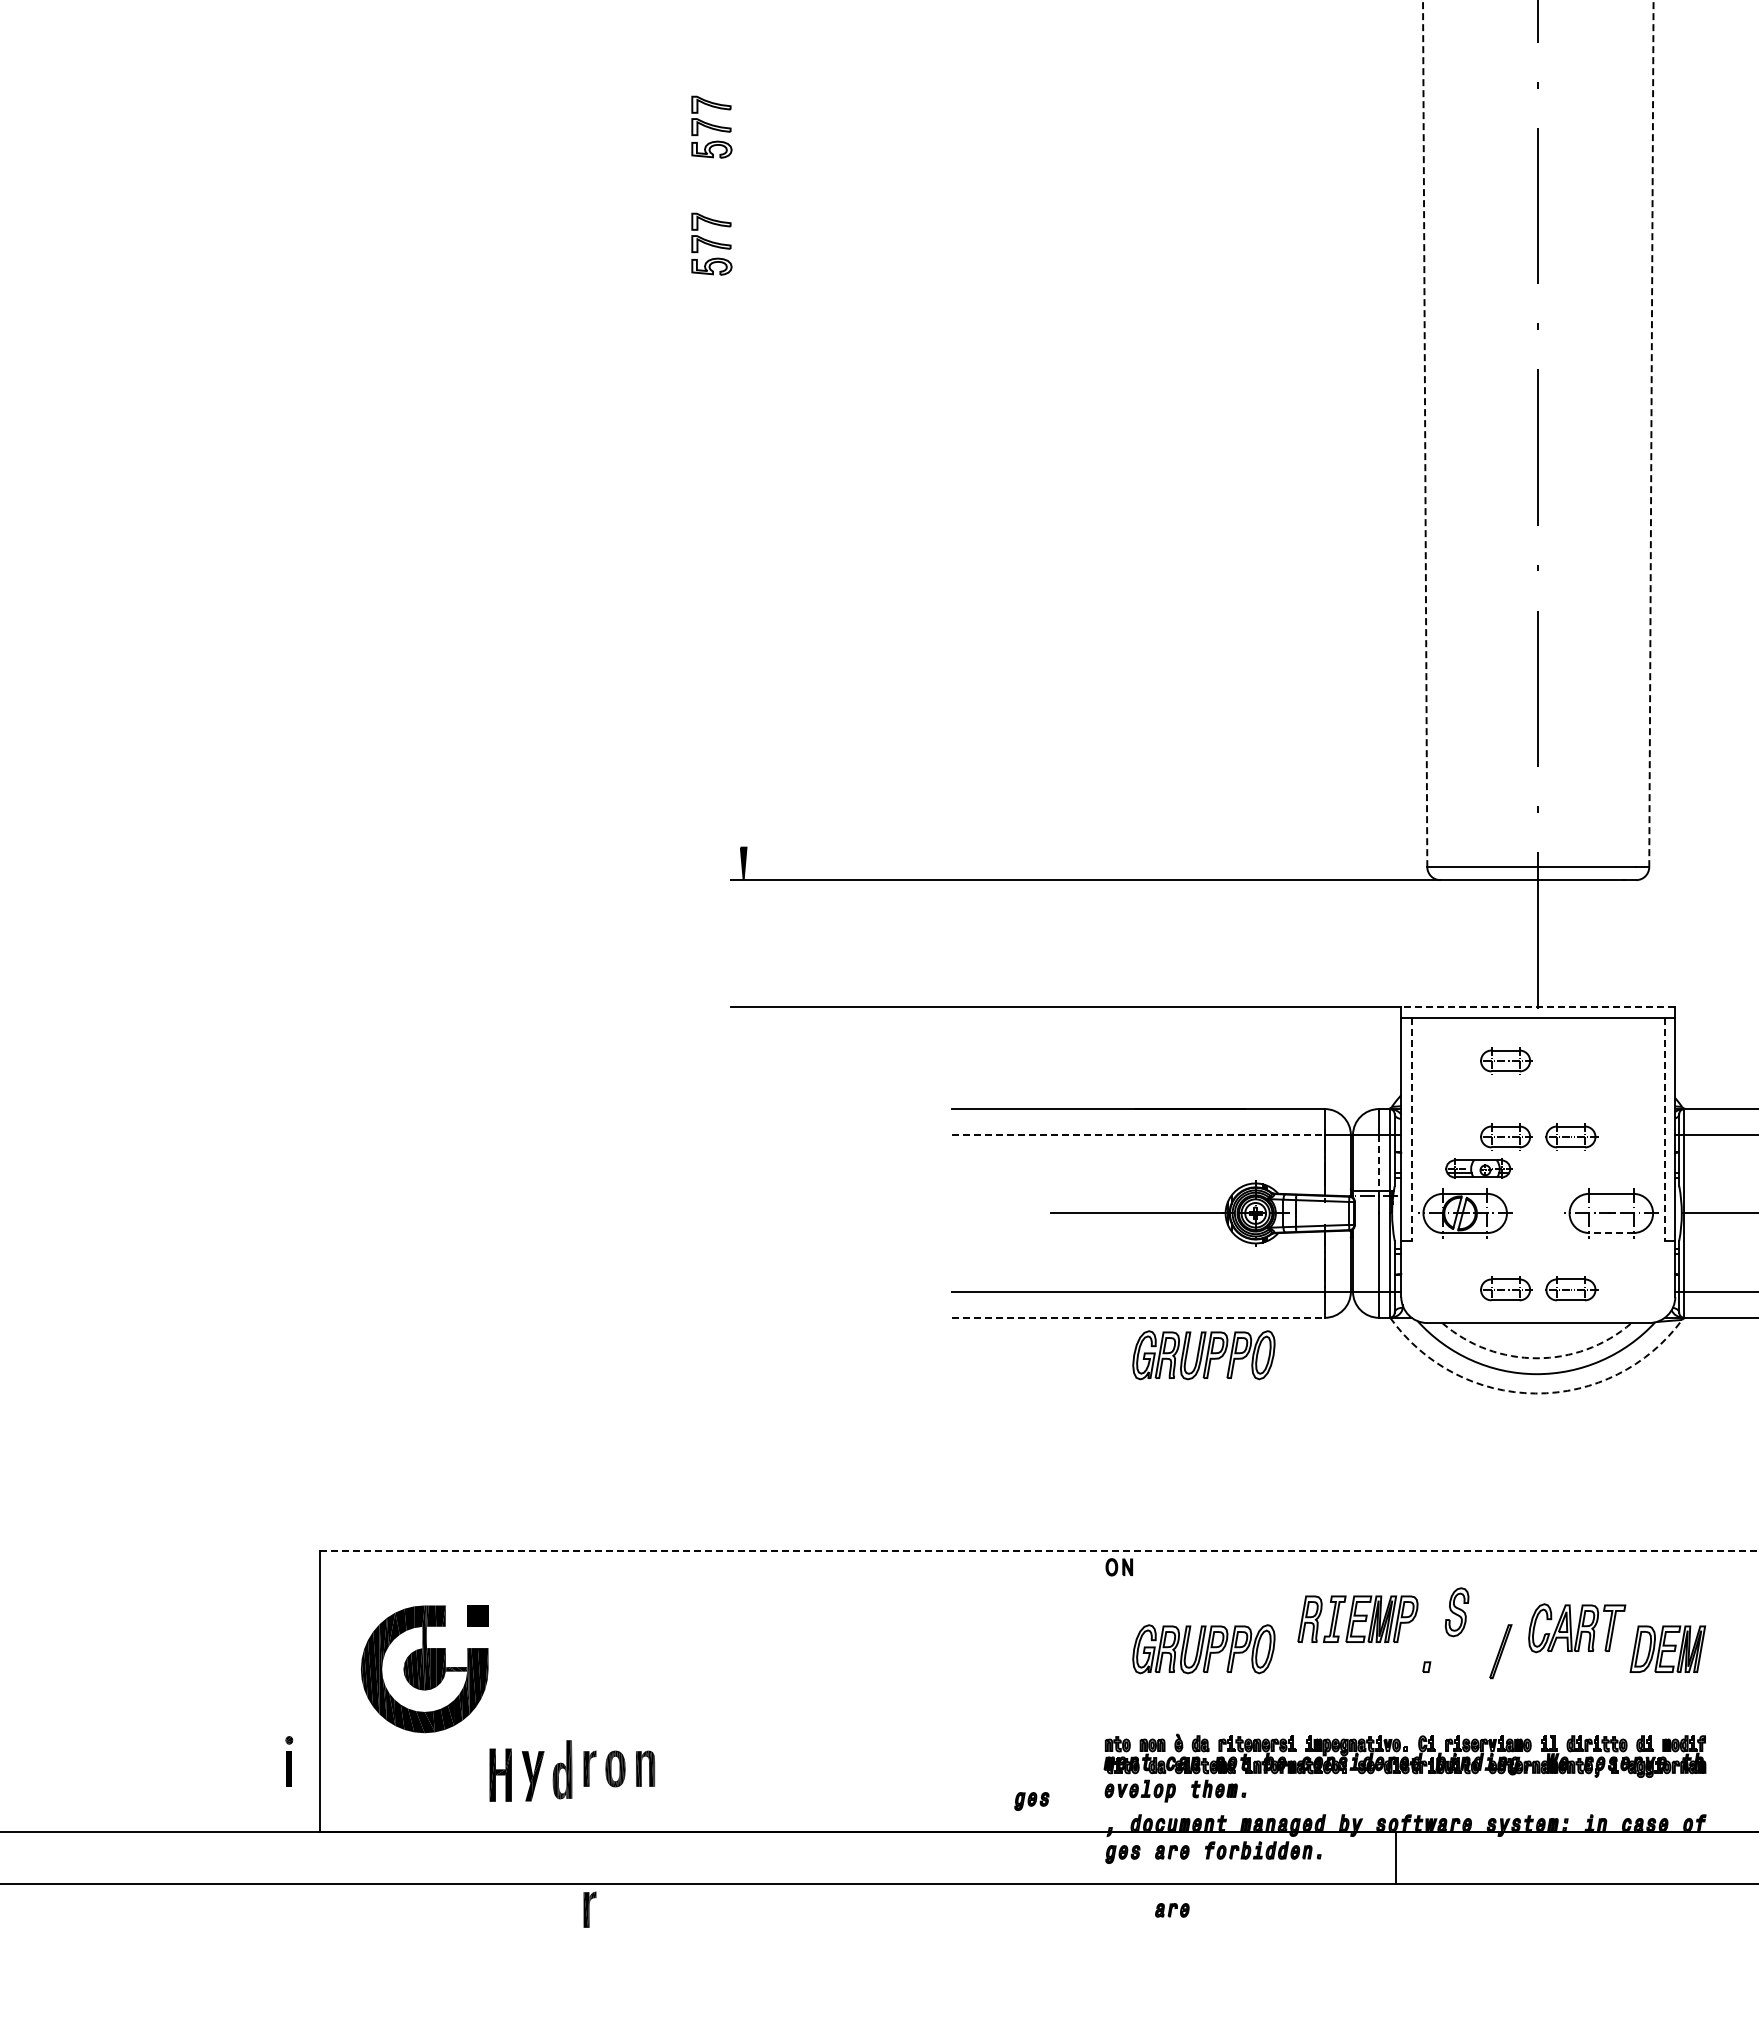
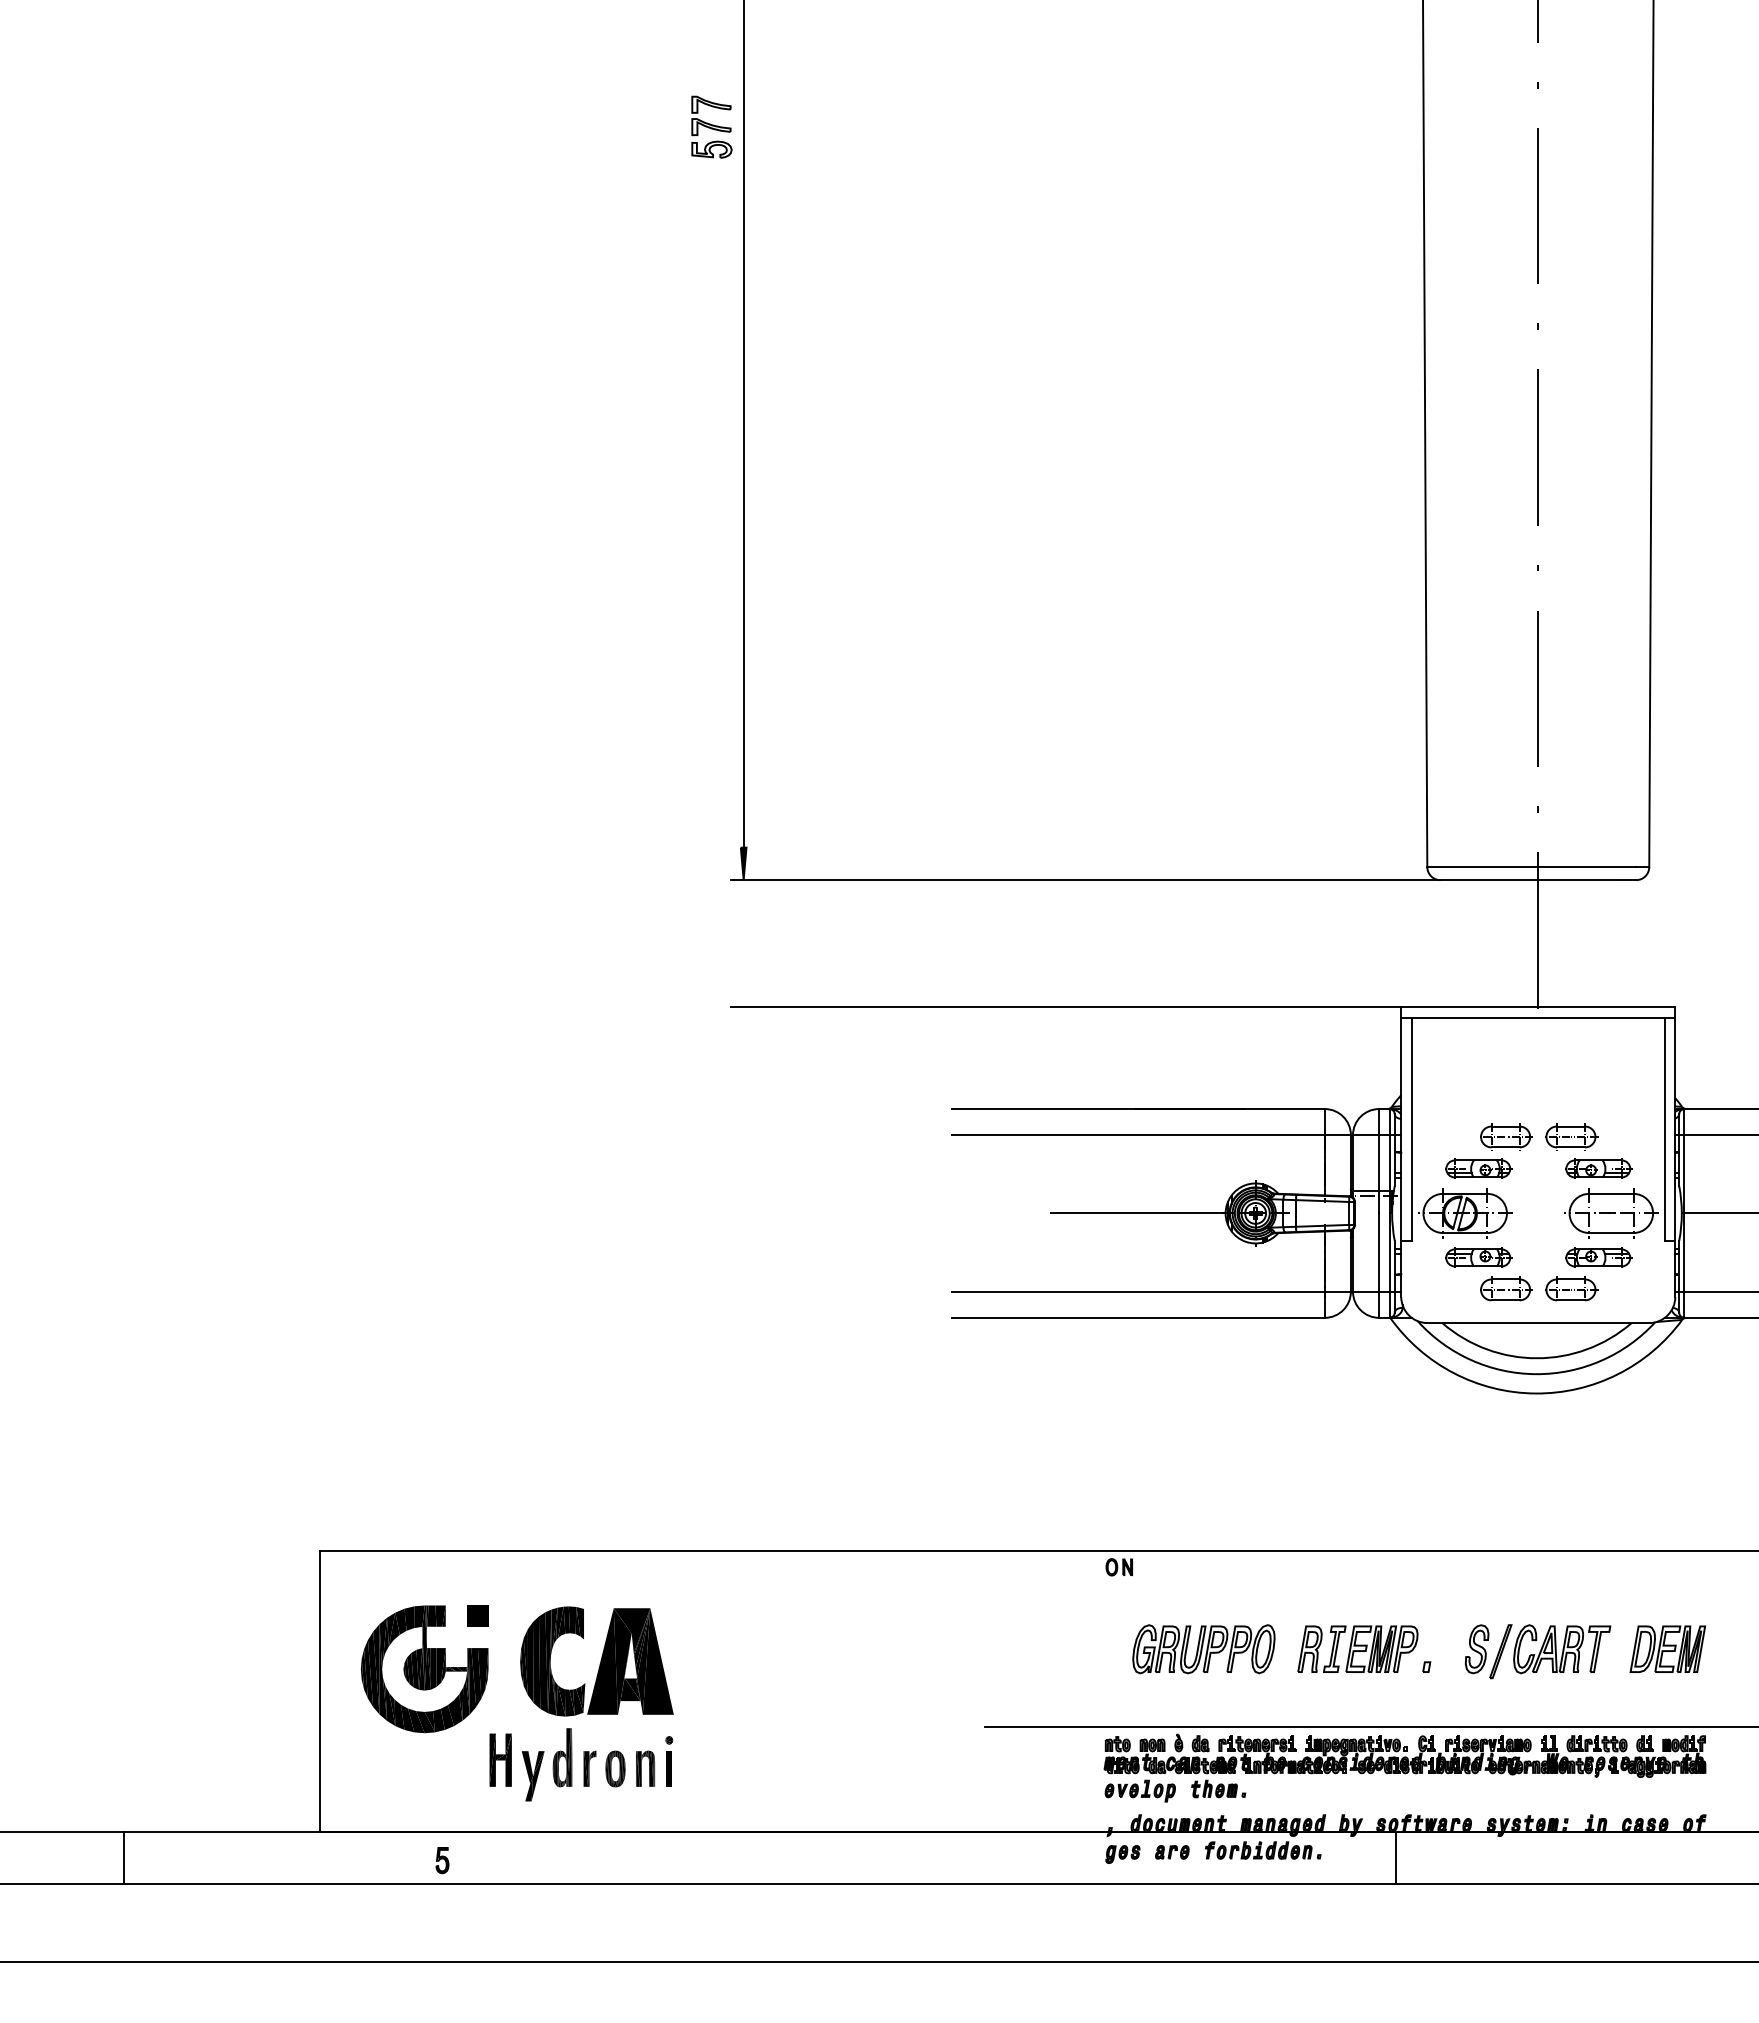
part: present -> none (711, 243)
line: none -> present (743, 424)
line: dashed -> solid (1425, 433)
line: dashed -> solid (1651, 433)
line: dashed -> solid (1537, 1007)
part: present -> none (1506, 1060)
line: dashed -> solid (1411, 1129)
line: dashed -> solid (1664, 1129)
line: dashed -> solid (1138, 1135)
line: dashed -> solid (1379, 1163)
part: none -> present (1598, 1168)
line: dashed -> solid (1610, 1233)
part: none -> present (1478, 1257)
part: none -> present (1598, 1257)
line: dashed -> solid (1138, 1317)
part: present -> none (1203, 1355)
arc: dashed -> solid (1536, 1358)
arc: dashed -> solid (1535, 1393)
line: dashed -> solid (1039, 1551)
part position: (1456, 1612) -> (1476, 1649) (1476, 1649)
part position: (1357, 1618) -> (1357, 1648) (1357, 1648)
part position: (1577, 1628) -> (1562, 1649) (1562, 1649)
part: none -> present (596, 1661)
line: none -> present (1370, 1727)
part position: (289, 1761) -> (669, 1761) (669, 1761)
part position: (562, 1769) -> (562, 1757) (562, 1757)
part position: (500, 1774) -> (500, 1759) (500, 1759)
part: present -> none (1031, 1801)
line: none -> present (124, 1857)
part: none -> present (442, 1860)
part: present -> none (589, 1909)
part: present -> none (1172, 1910)
line: none -> present (878, 1962)
